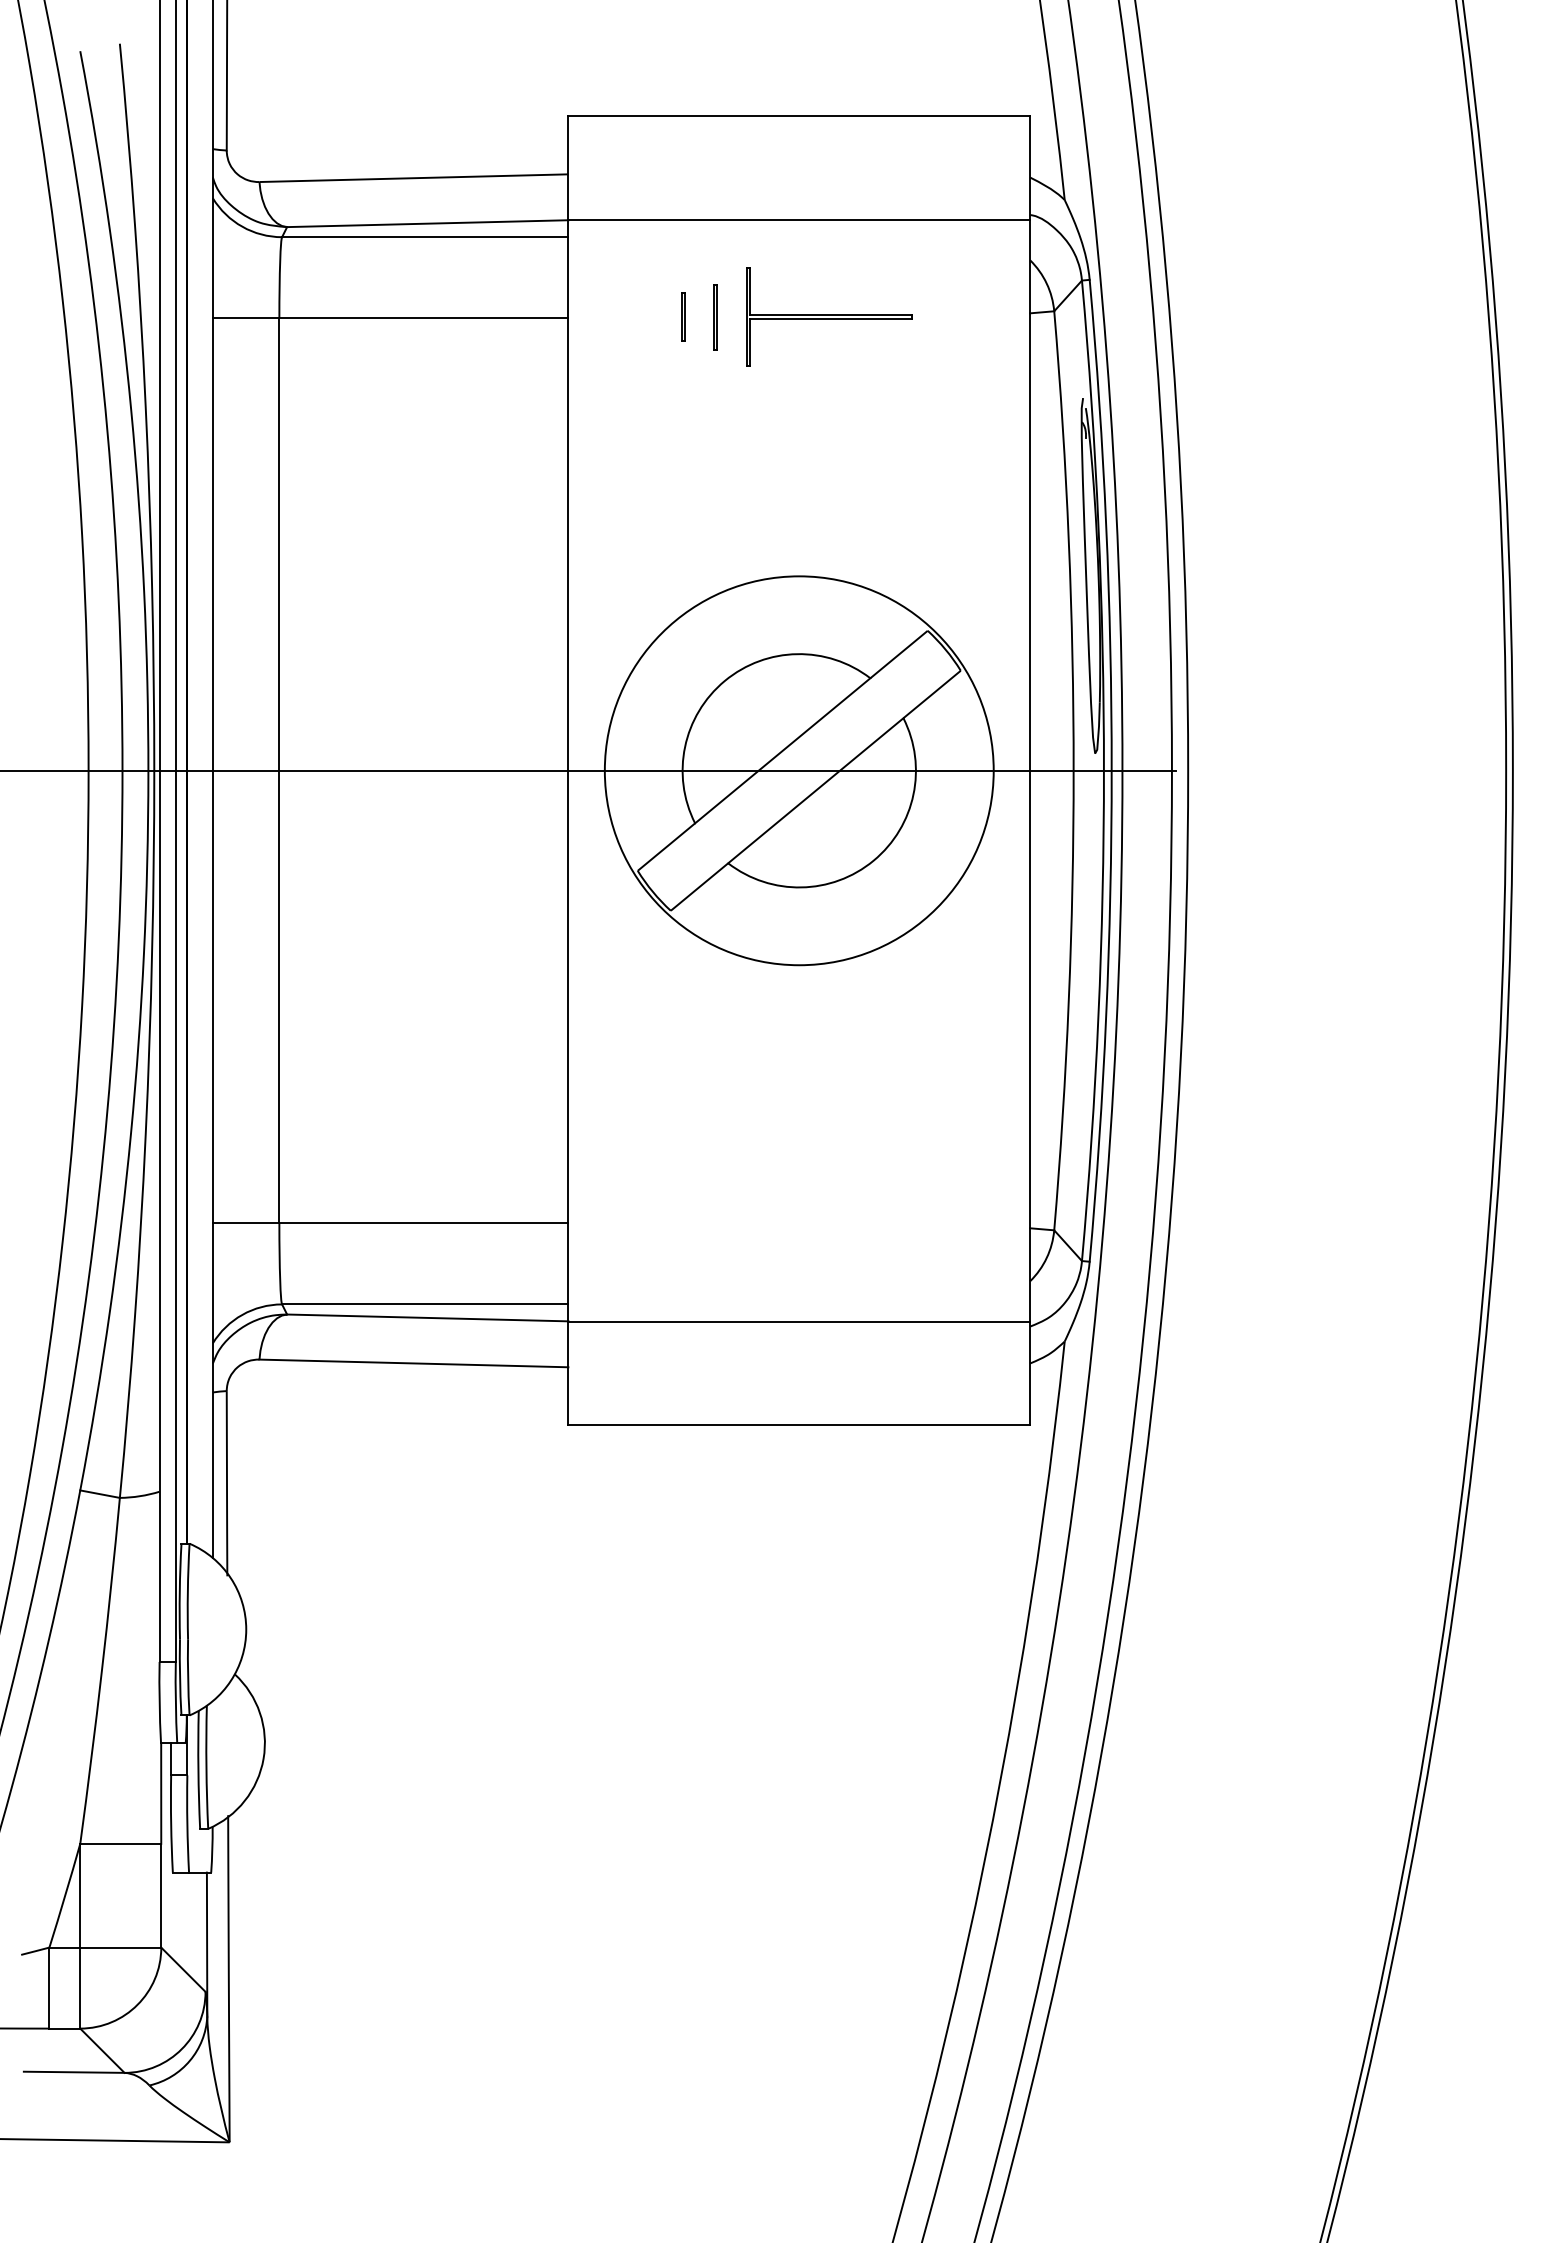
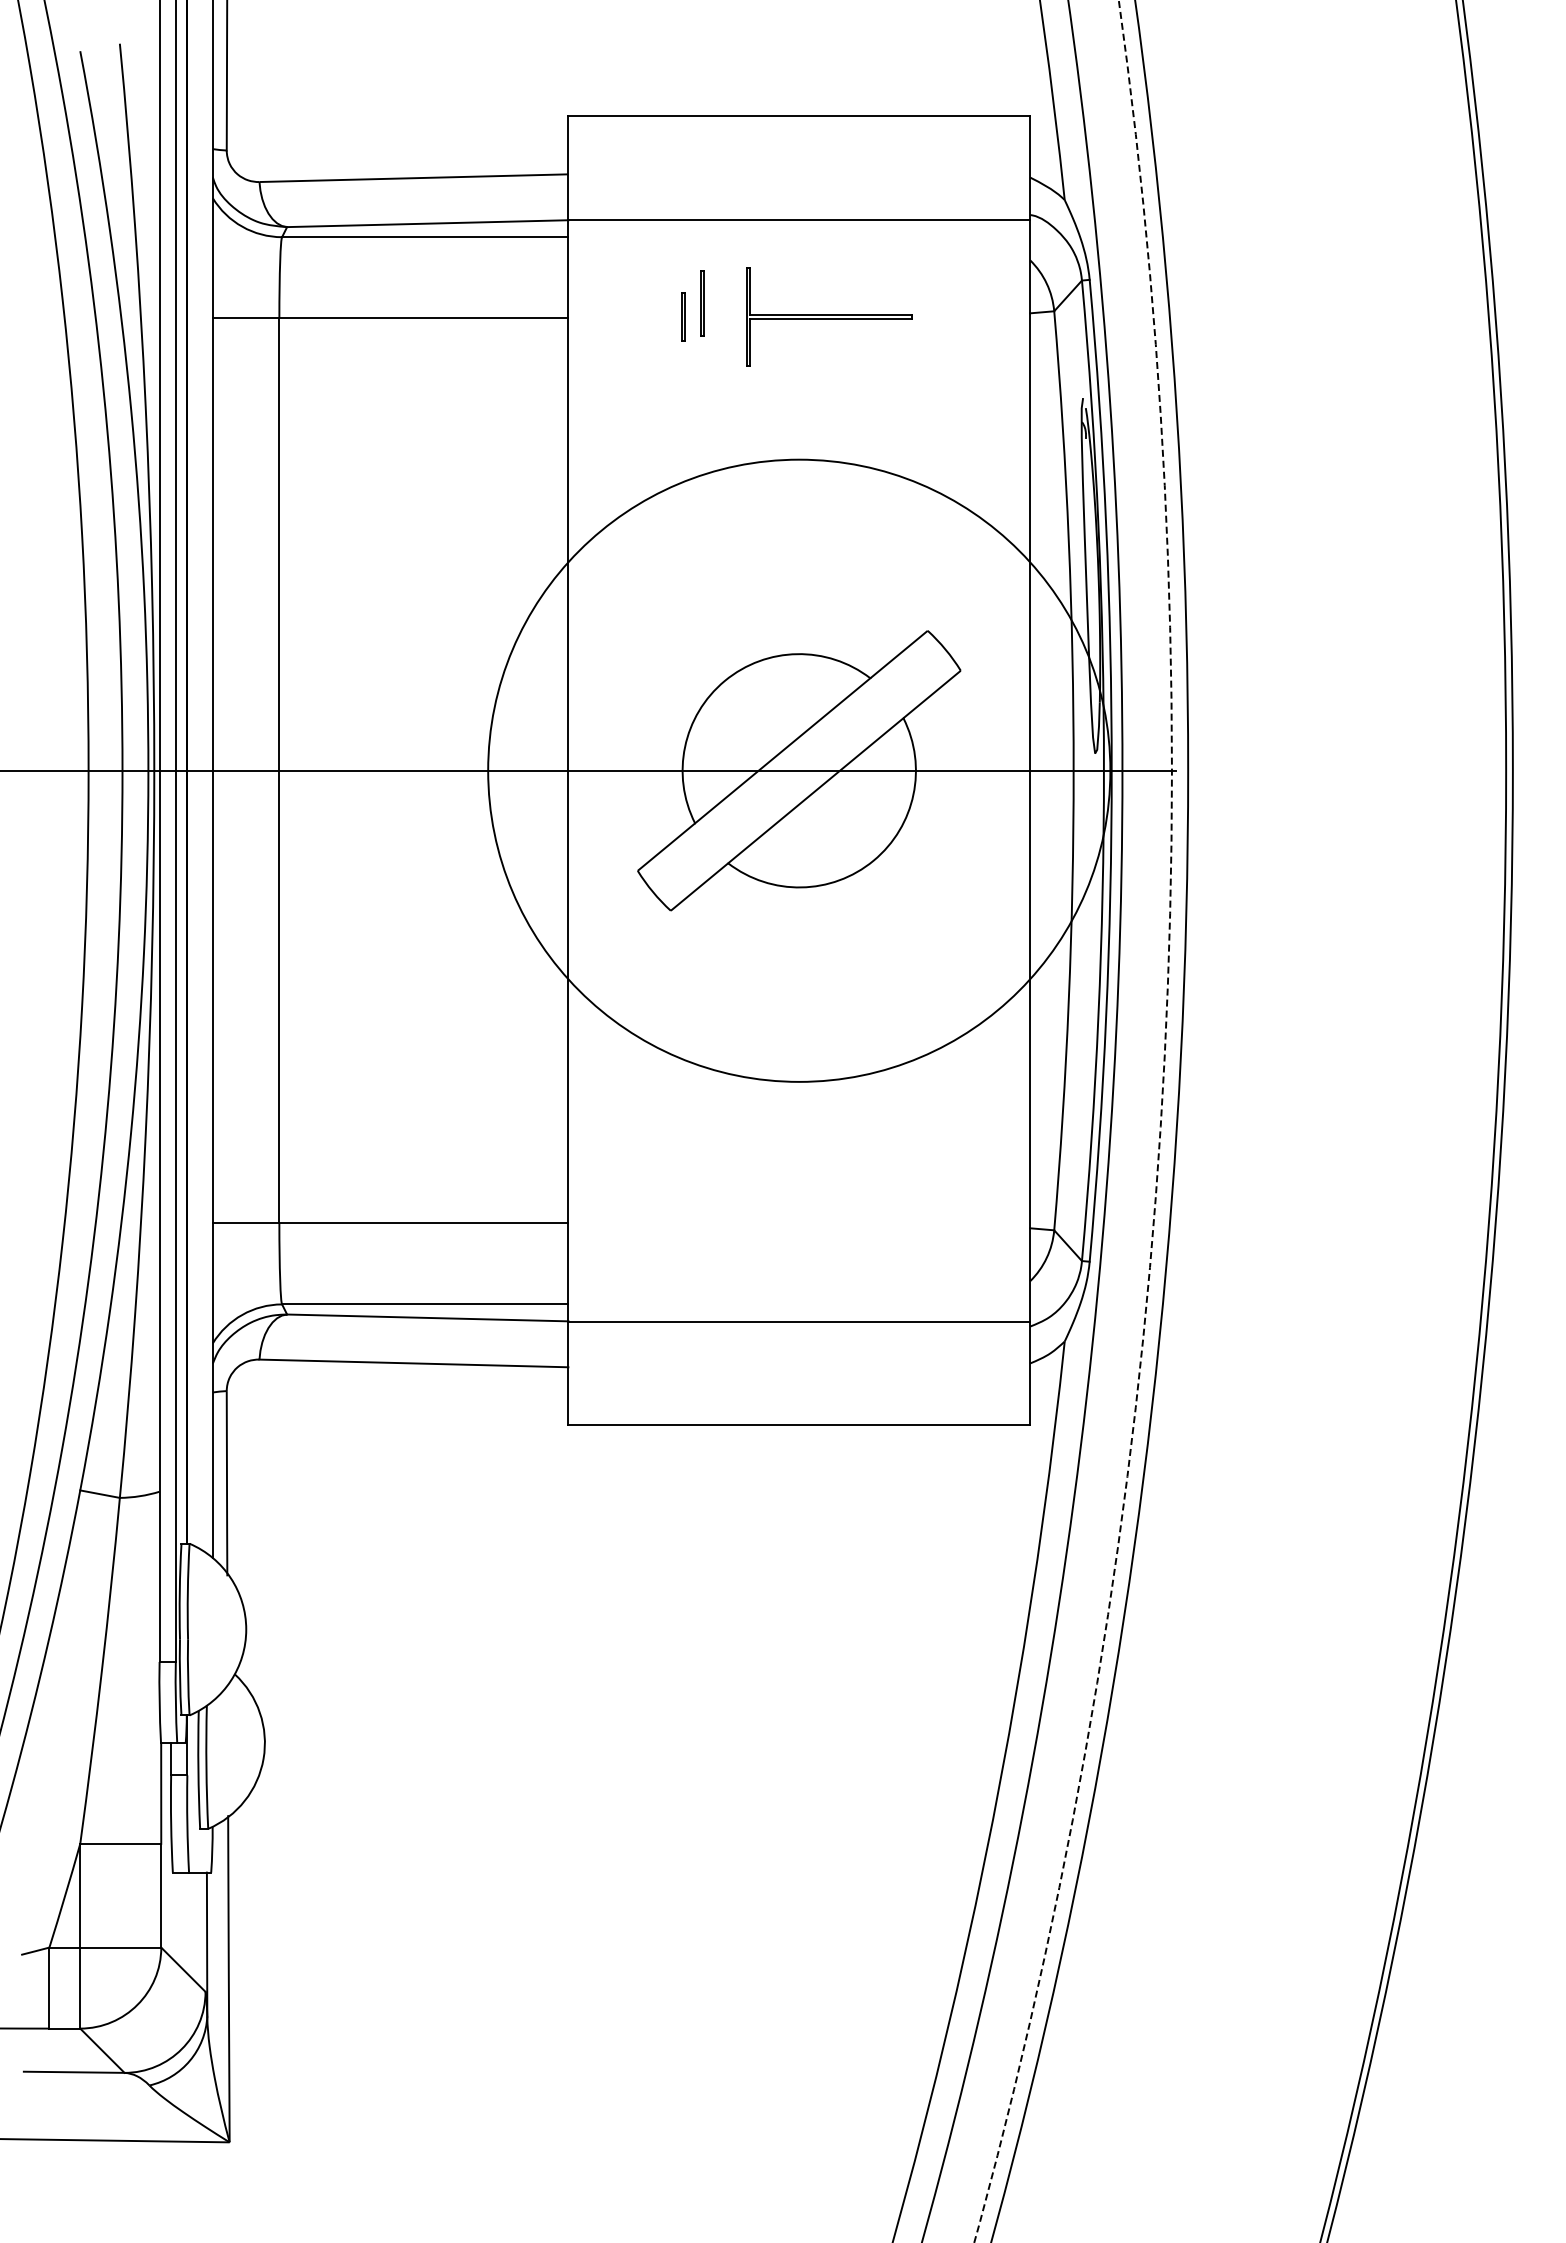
line position: (714, 317) -> (701, 303) (701, 303)
circle diameter: 389 px -> 622 px (799, 770)
arc: solid -> dashed (1160, 1128)
